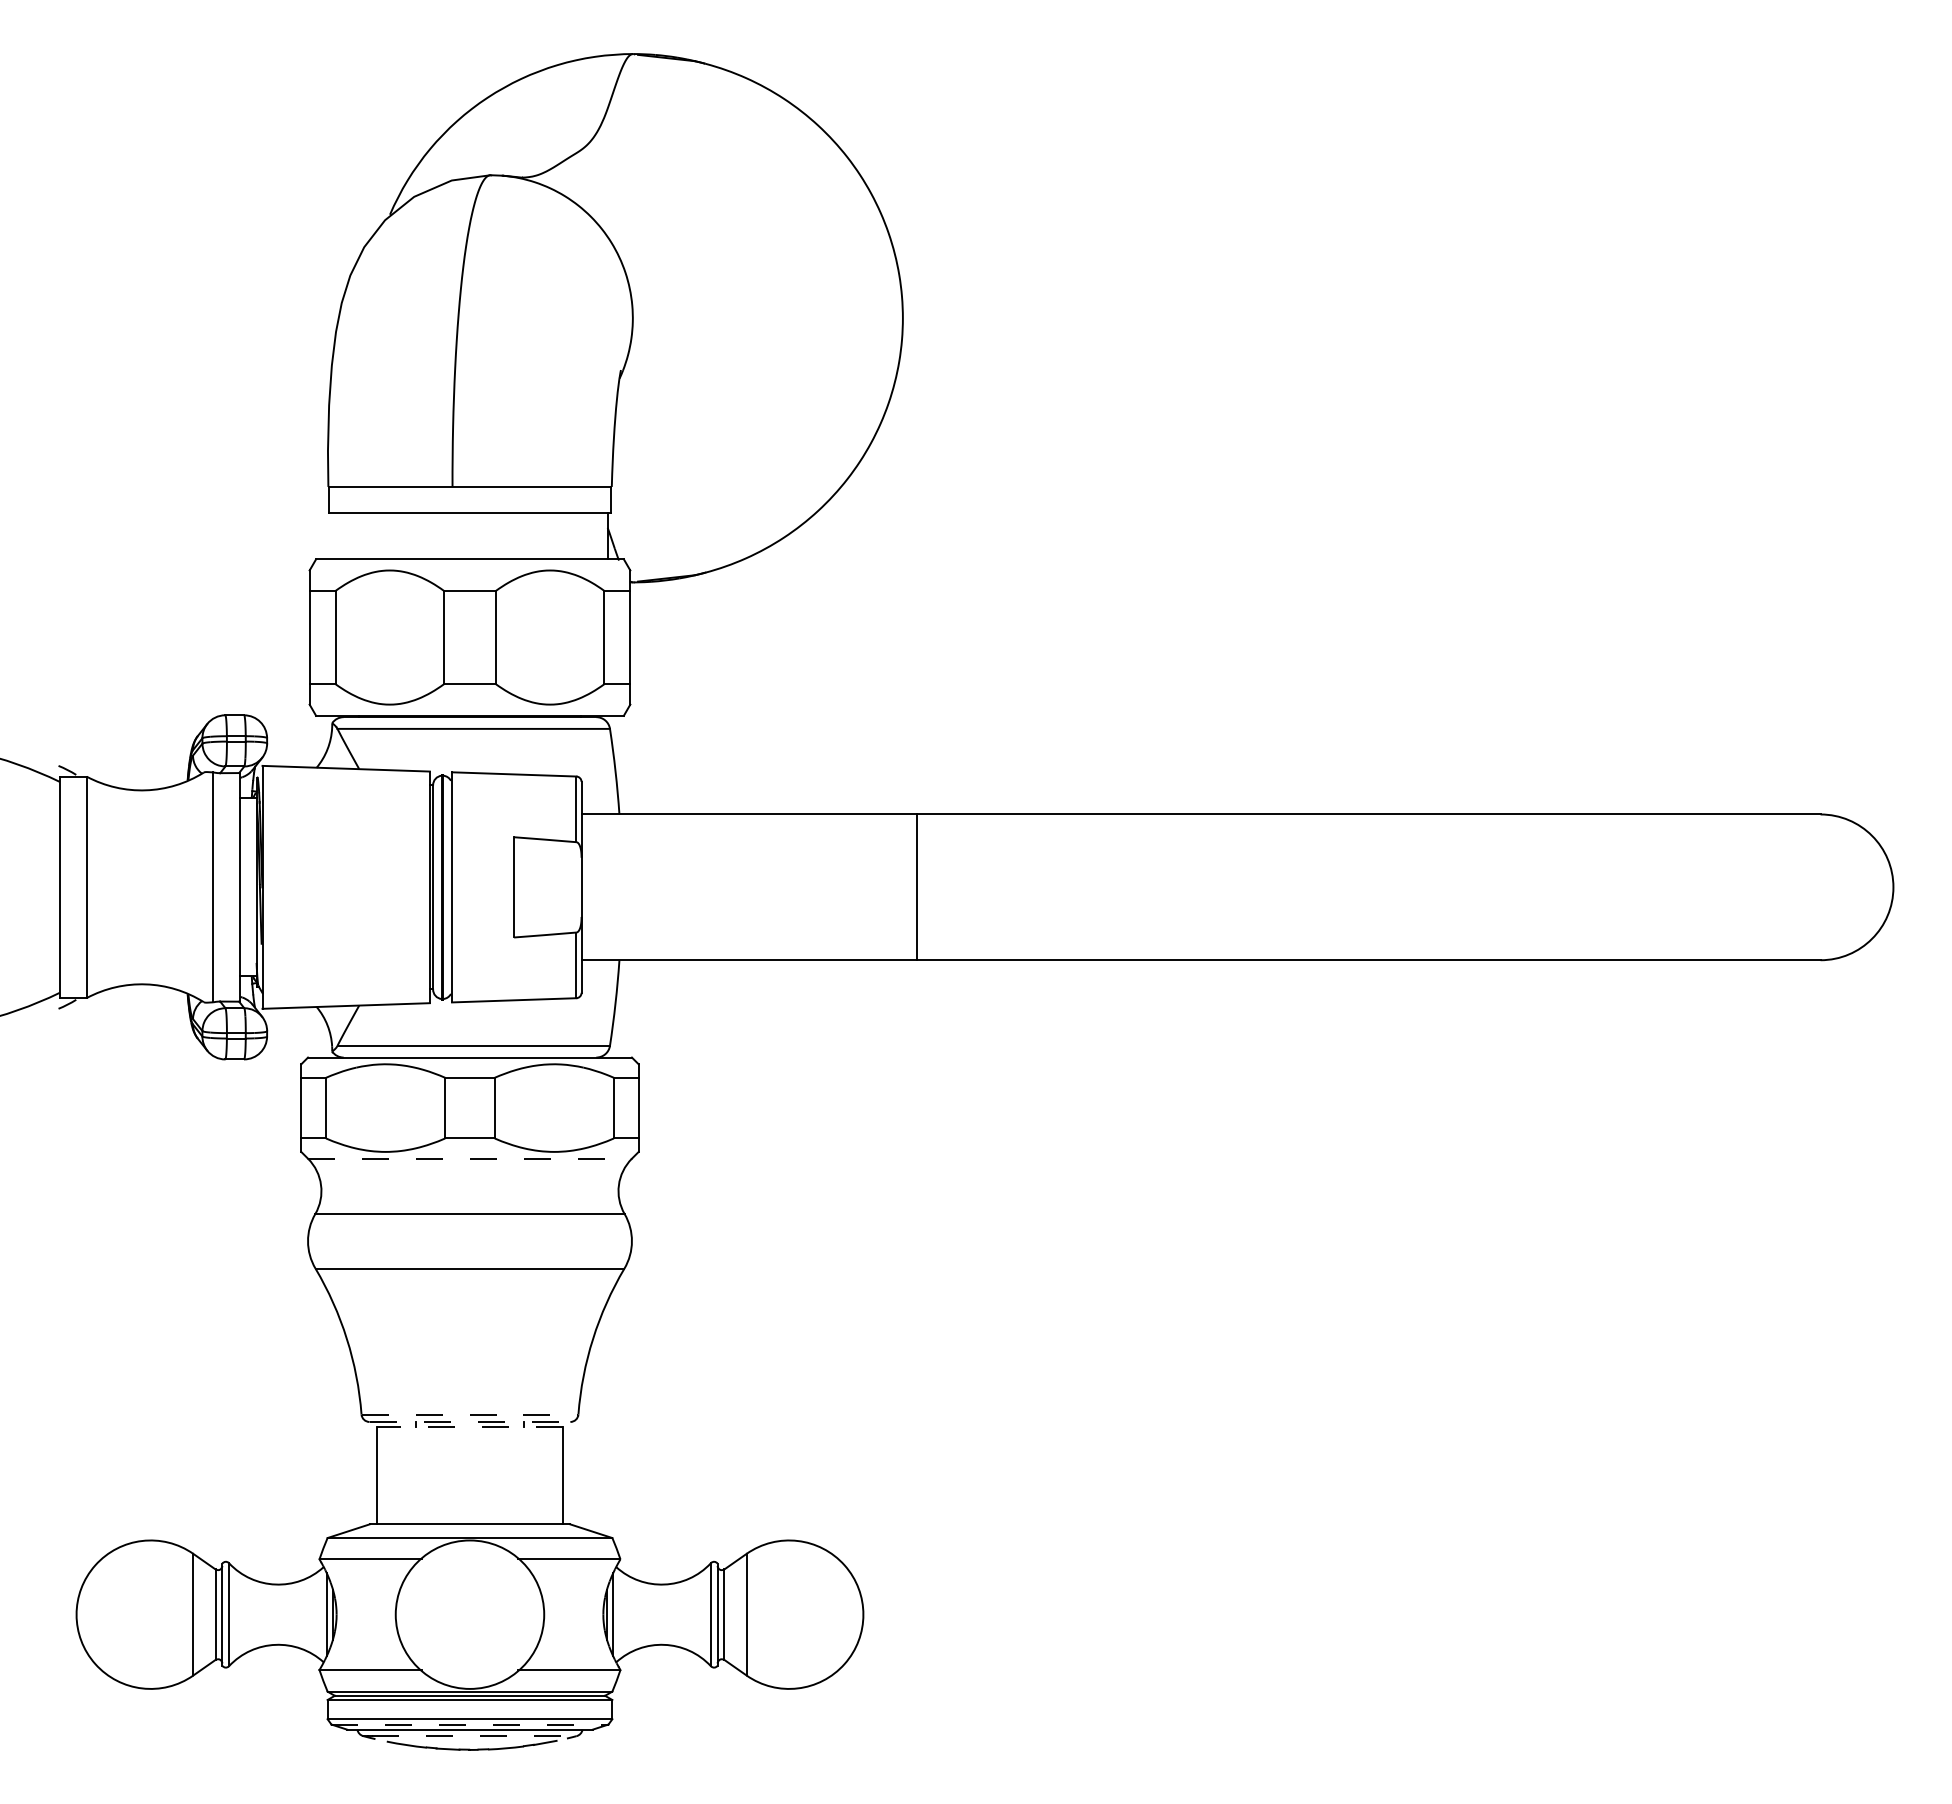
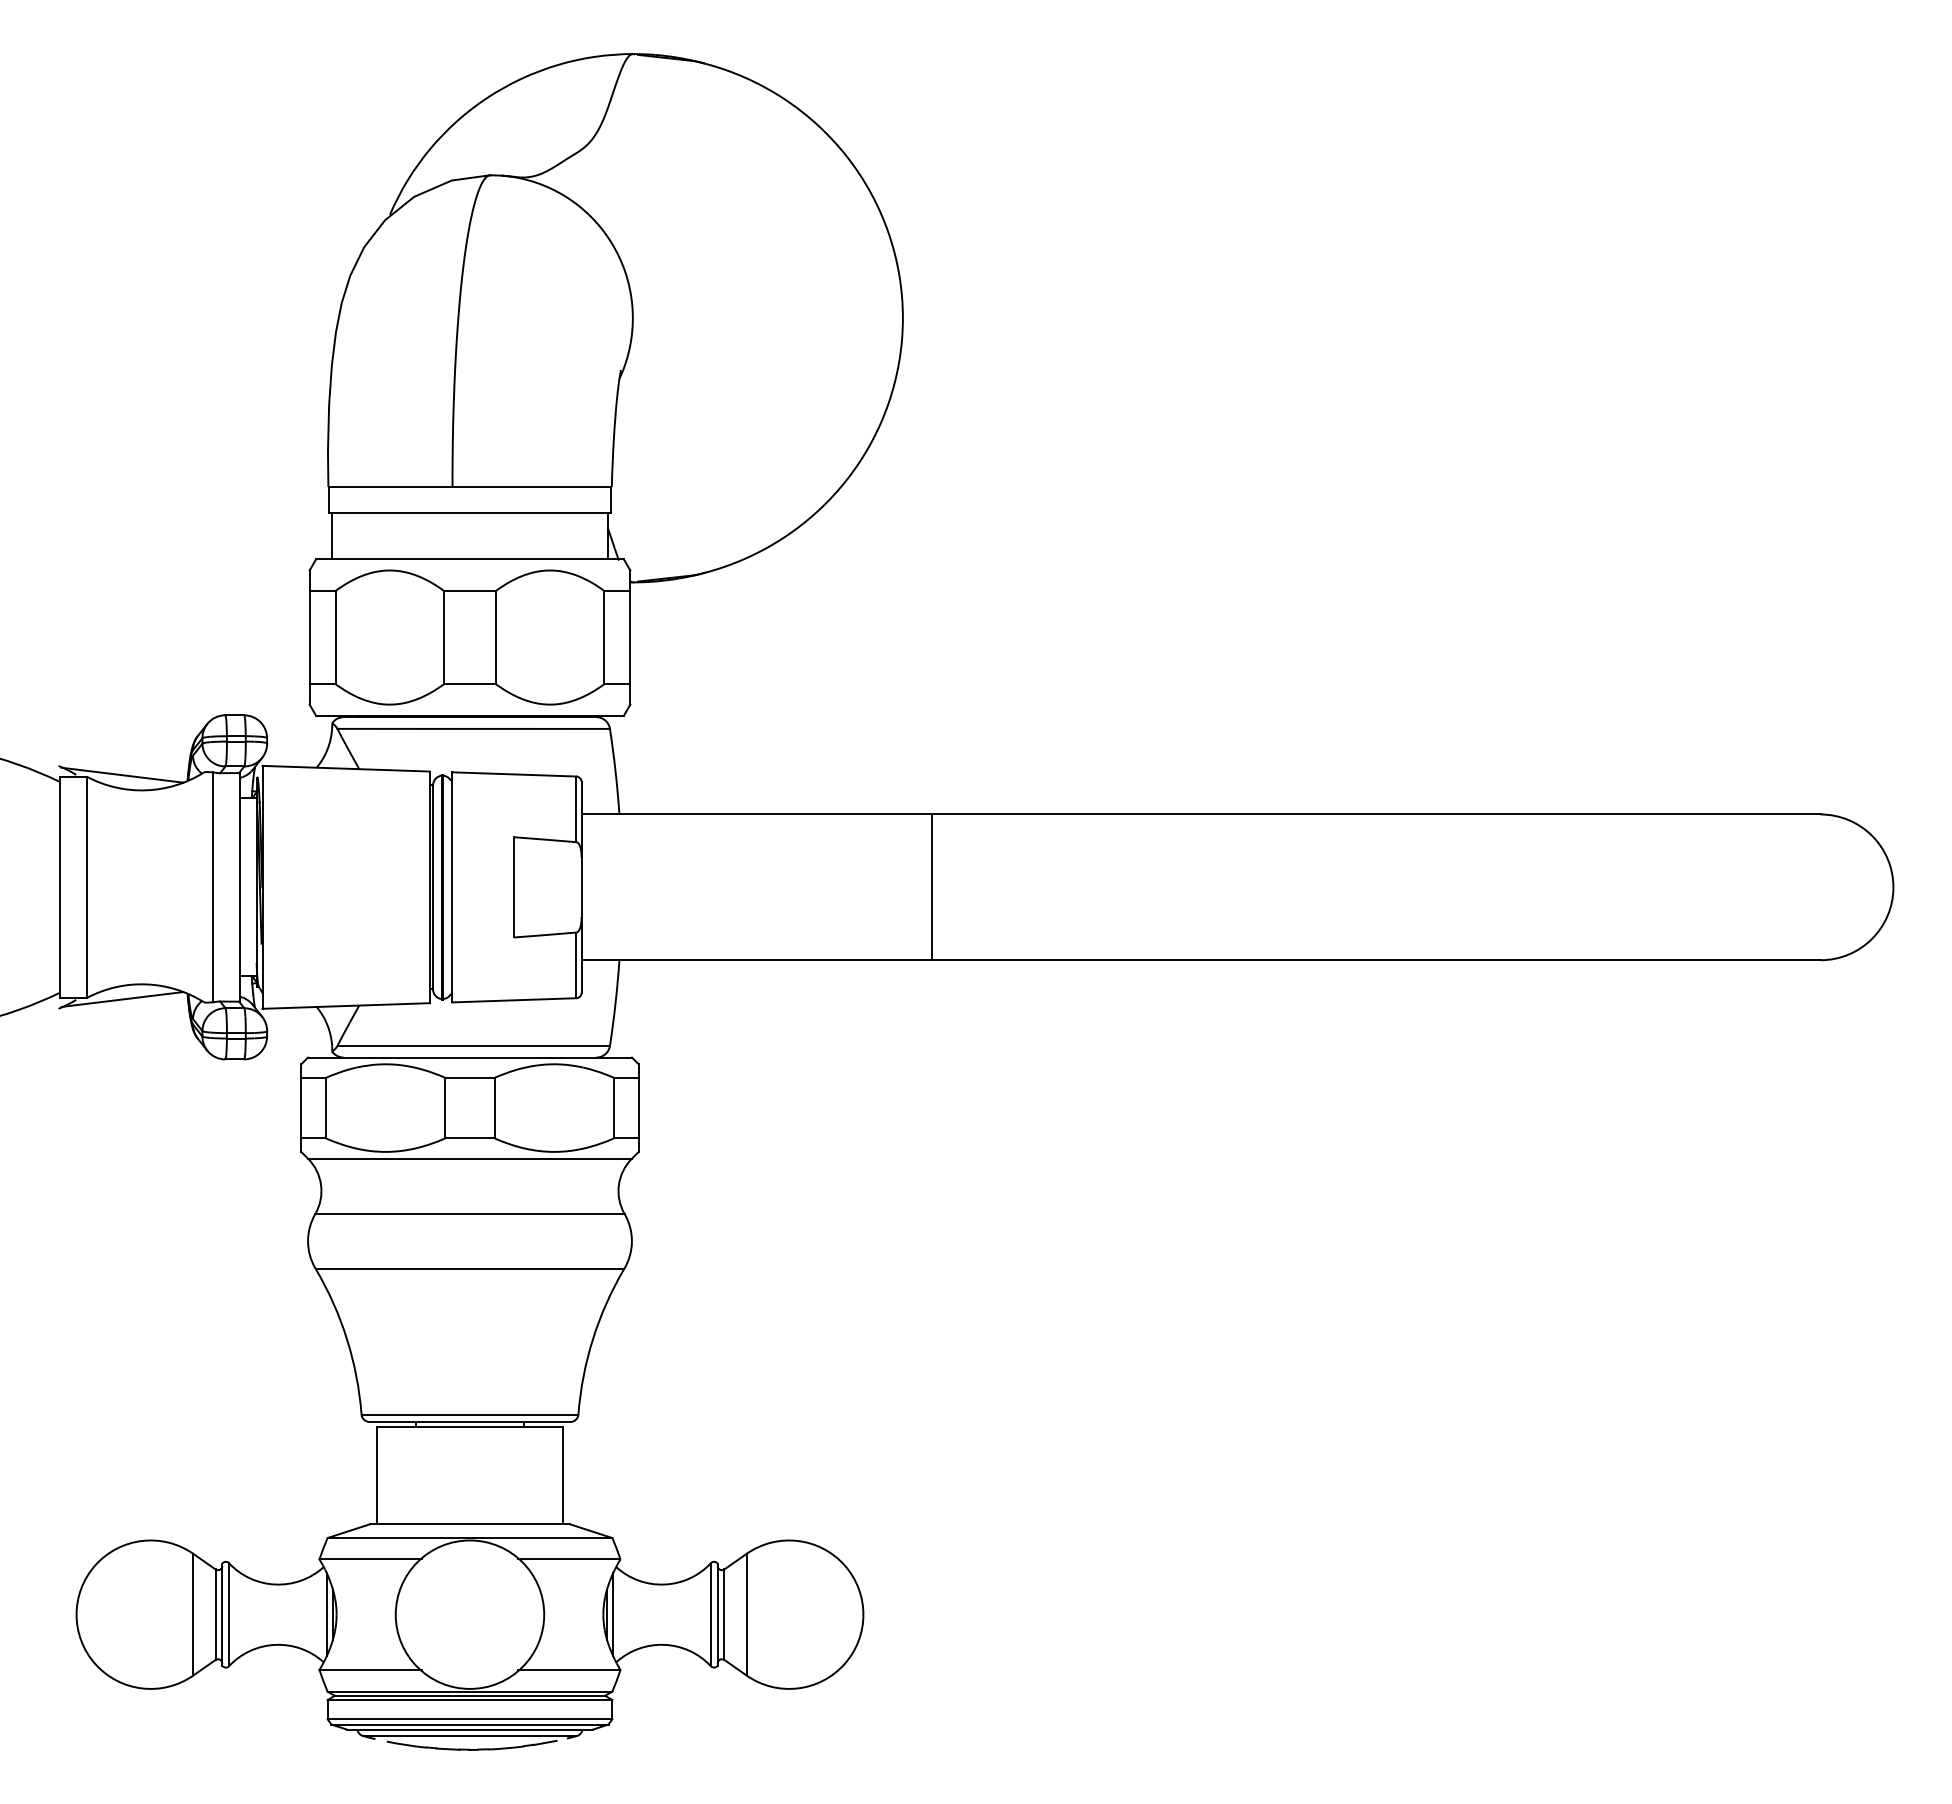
line: none -> present (332, 535)
line: none -> present (122, 774)
line position: (917, 887) -> (932, 887) (932, 887)
line: none -> present (122, 999)
line: dashed -> solid (469, 1158)
line: dashed -> solid (470, 1414)
line: dashed -> solid (470, 1421)
line: dashed -> solid (469, 1427)
line: dashed -> solid (469, 1724)
line: dashed -> solid (474, 1736)
